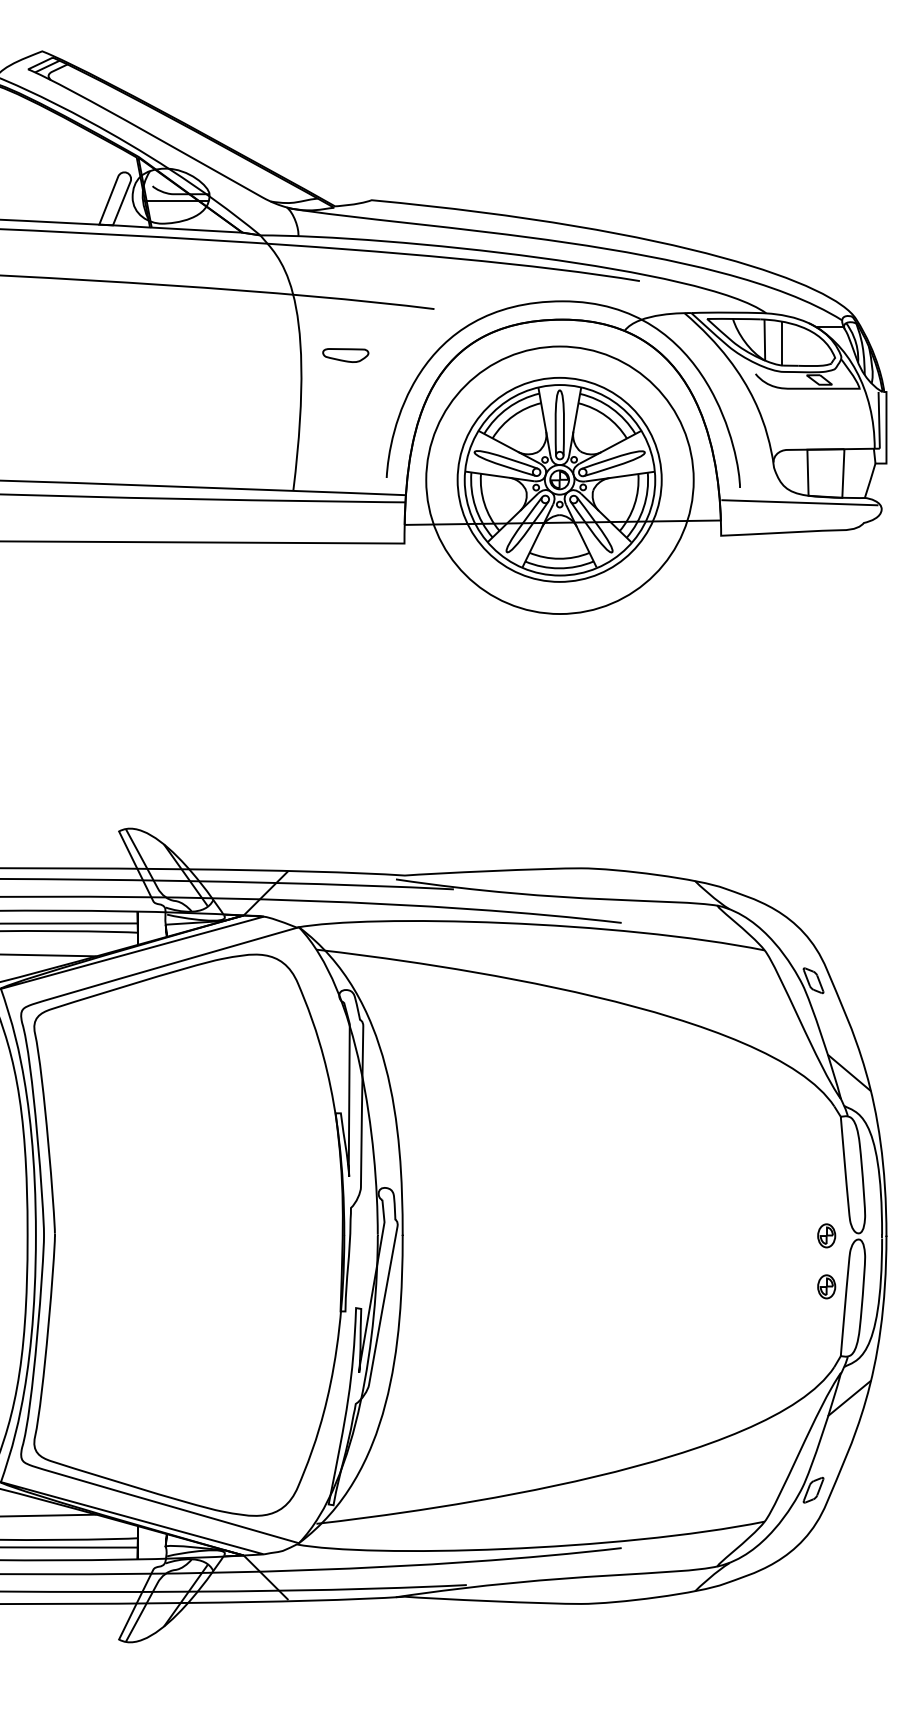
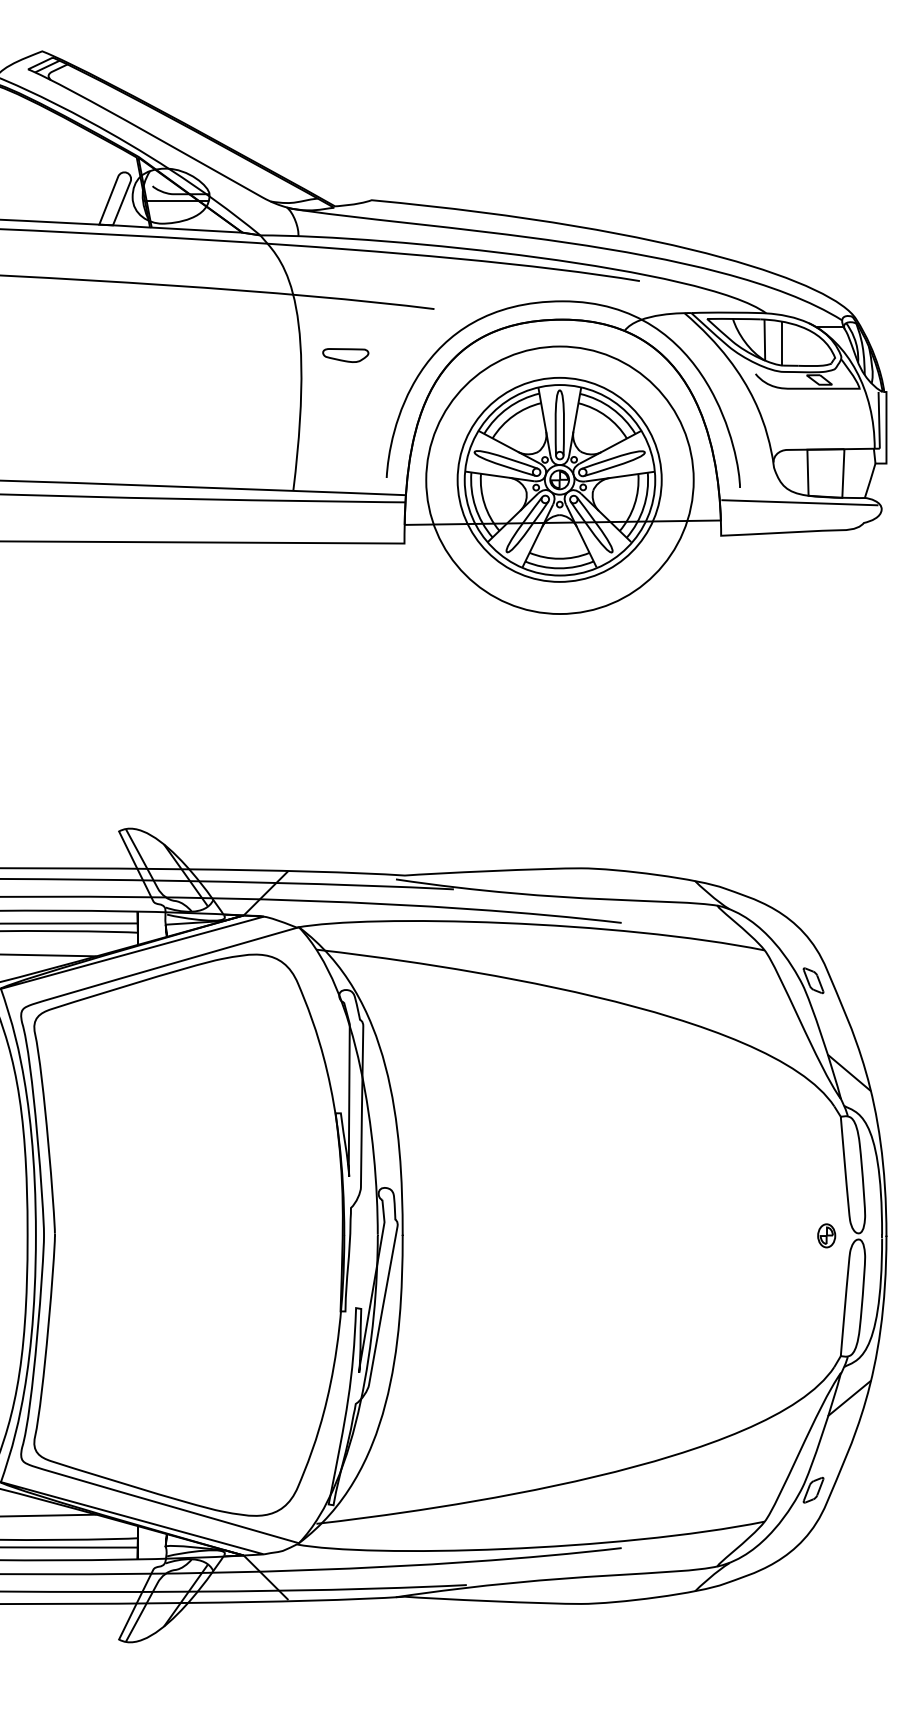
part: present -> none (826, 1286)
